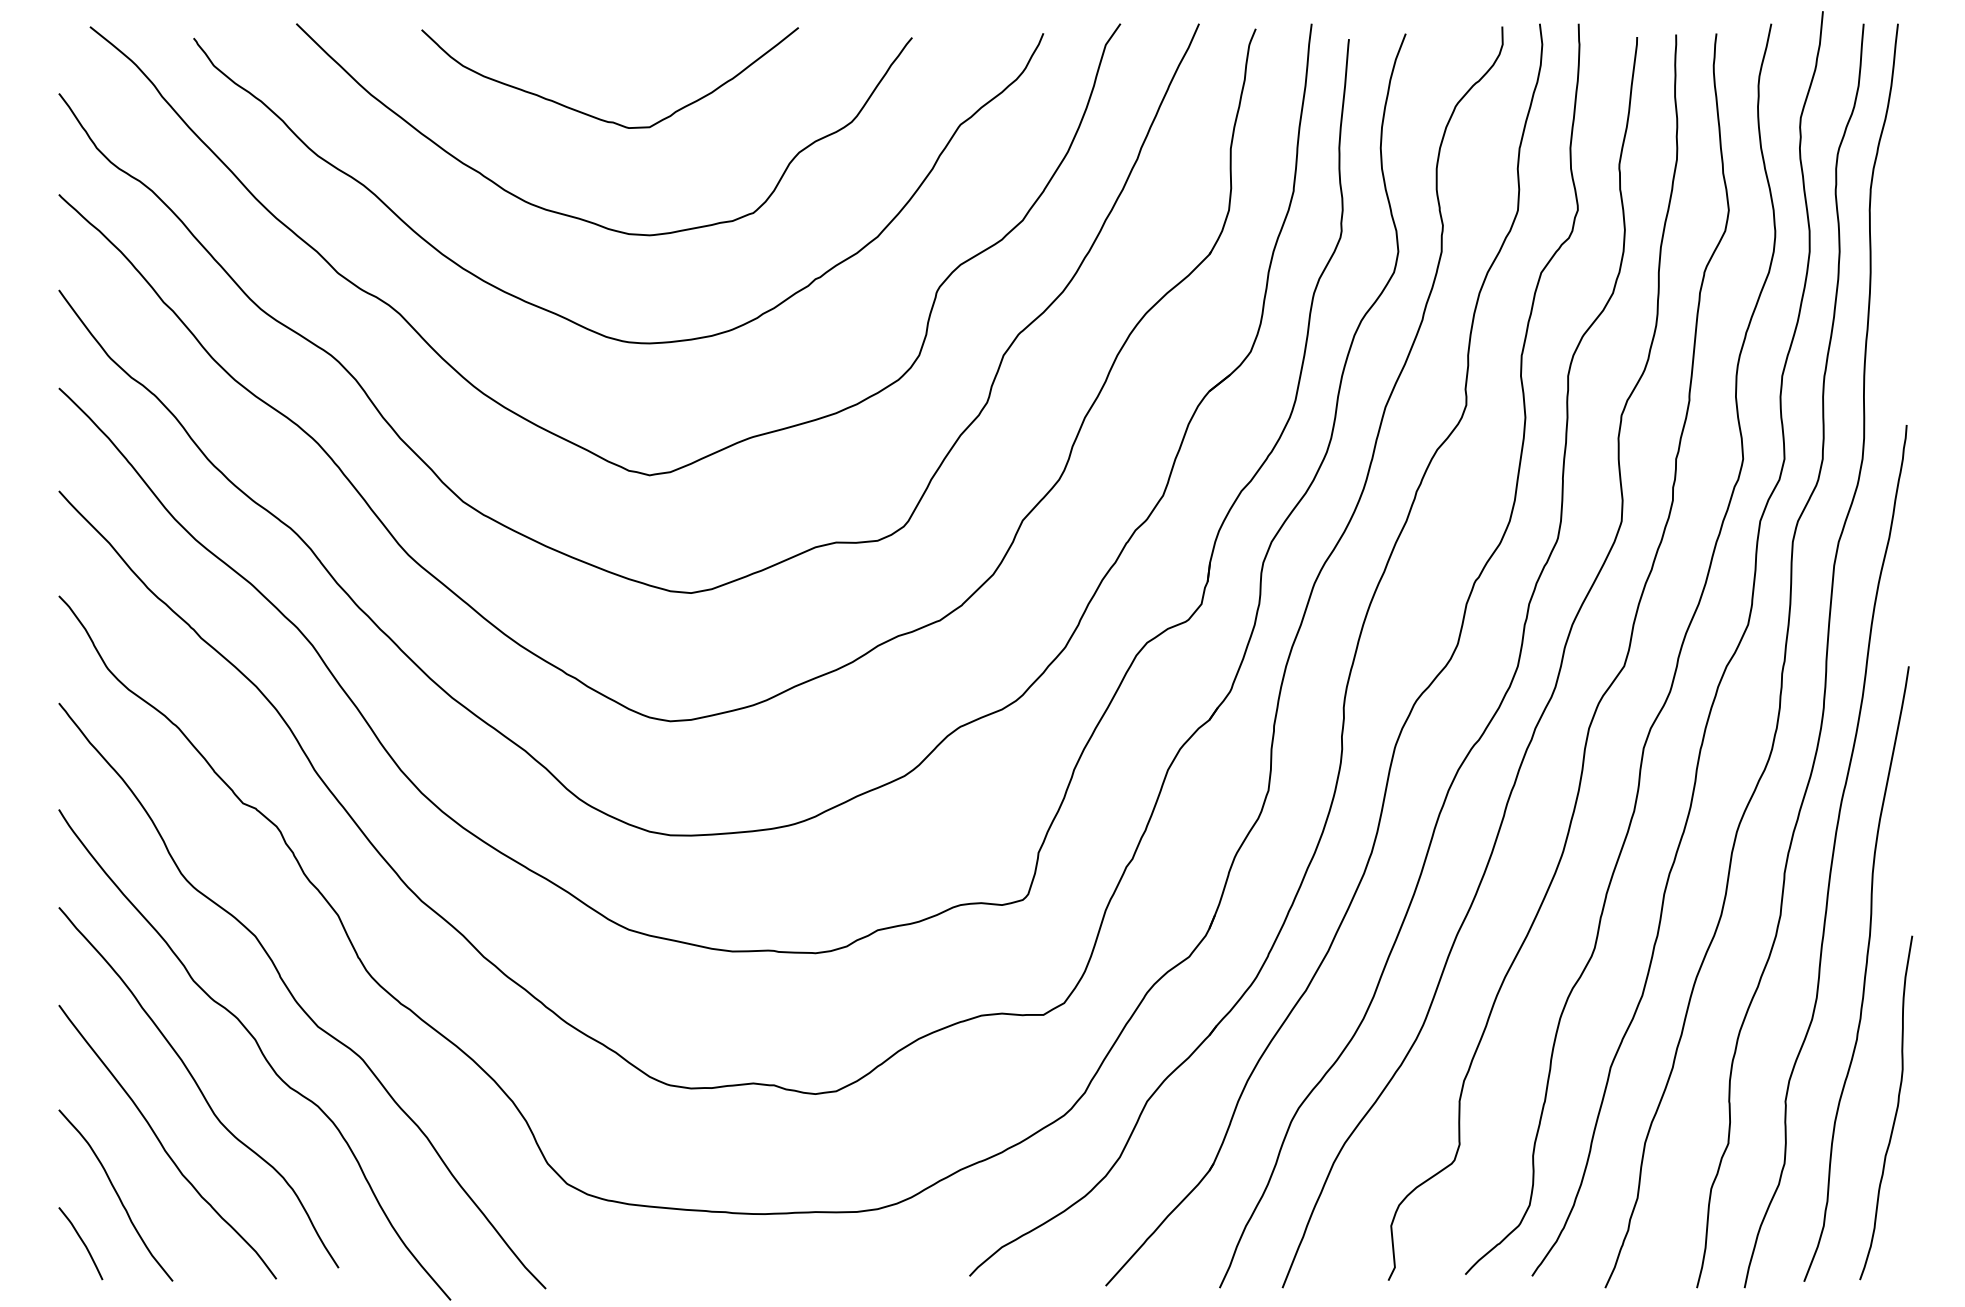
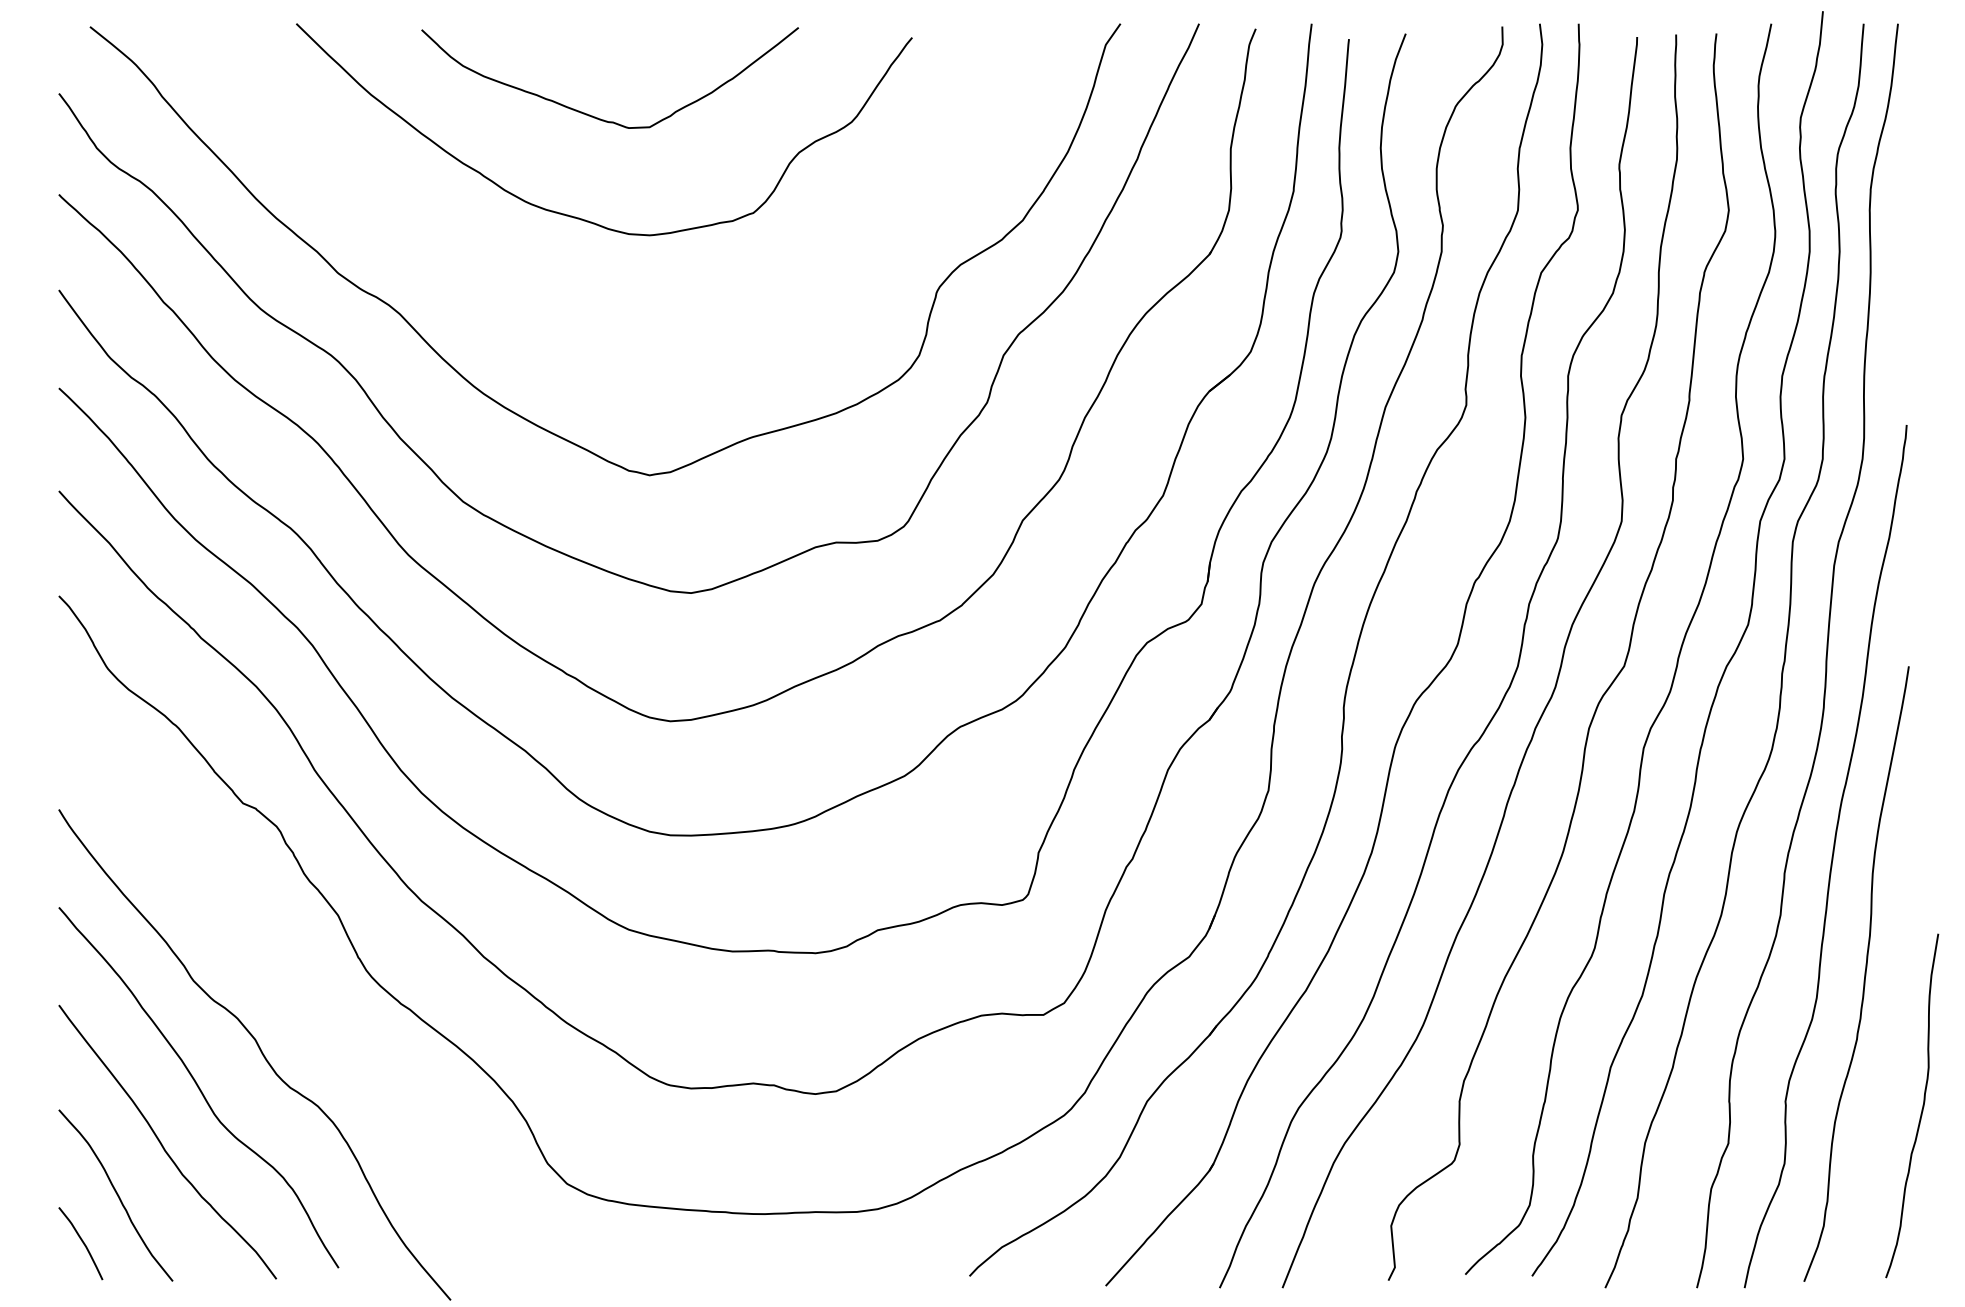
curve: present -> none (555, 312)
curve: present -> none (295, 998)
curve position: (1895, 1111) -> (1921, 1109) (1921, 1109)
